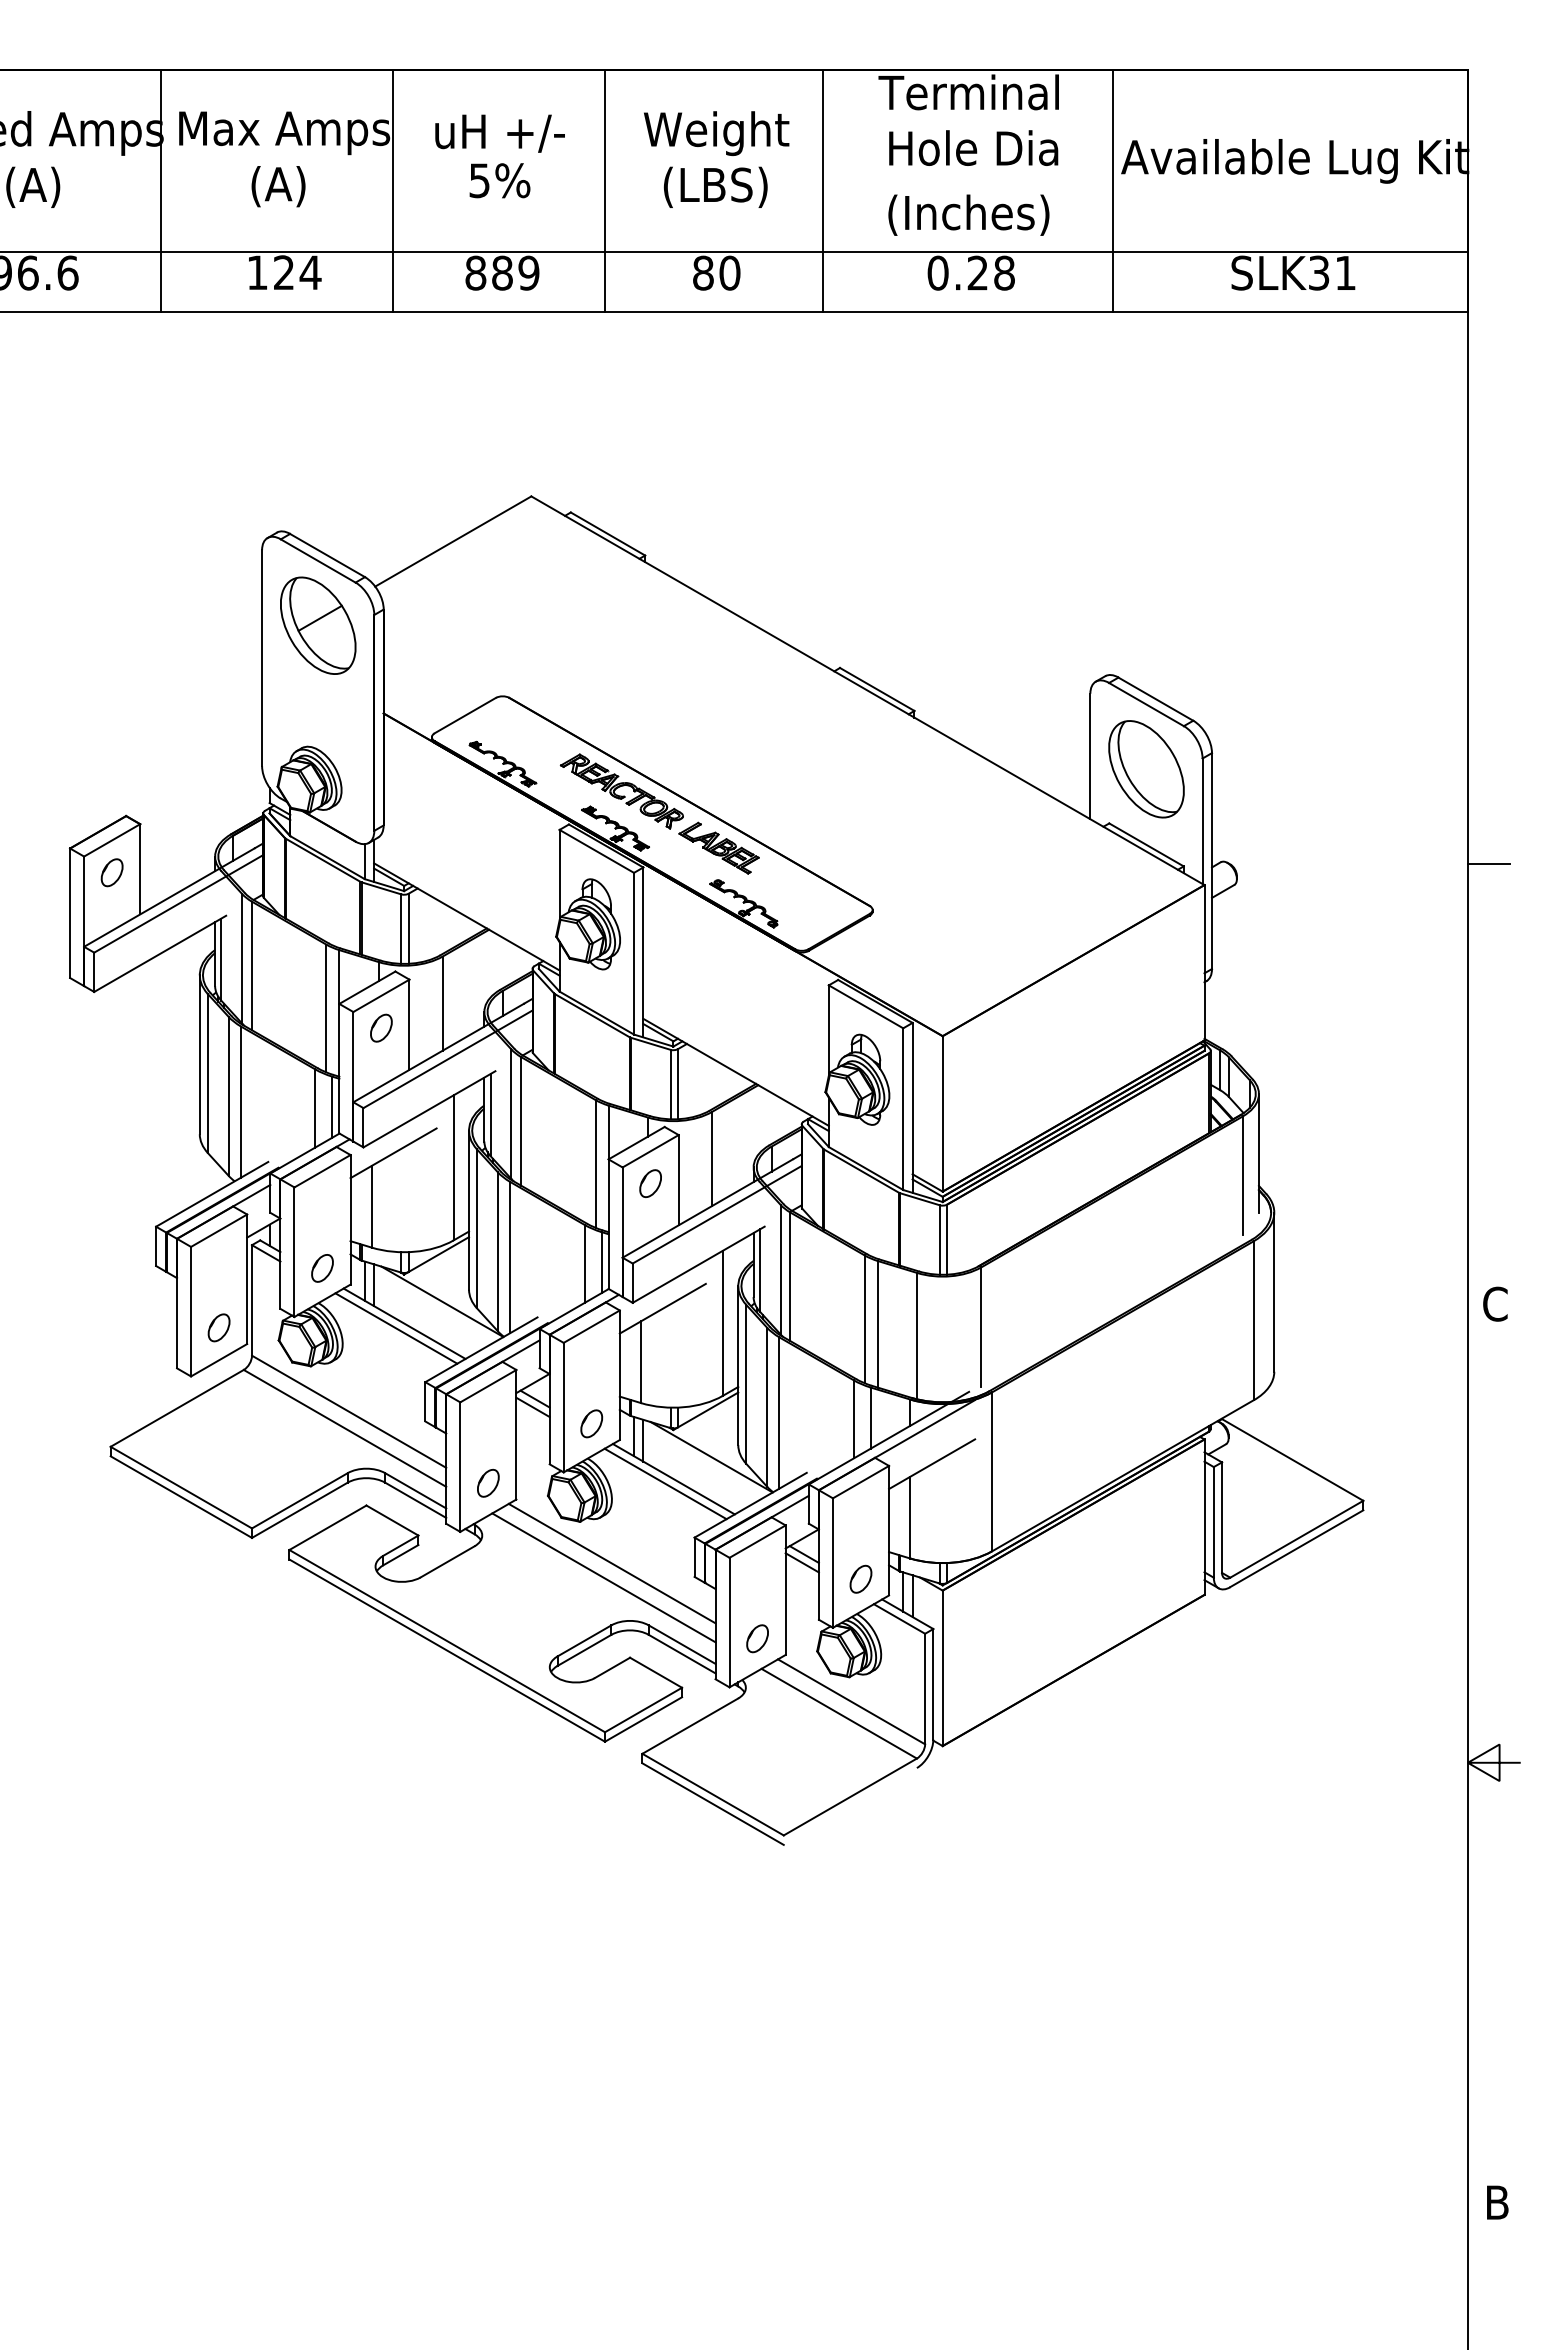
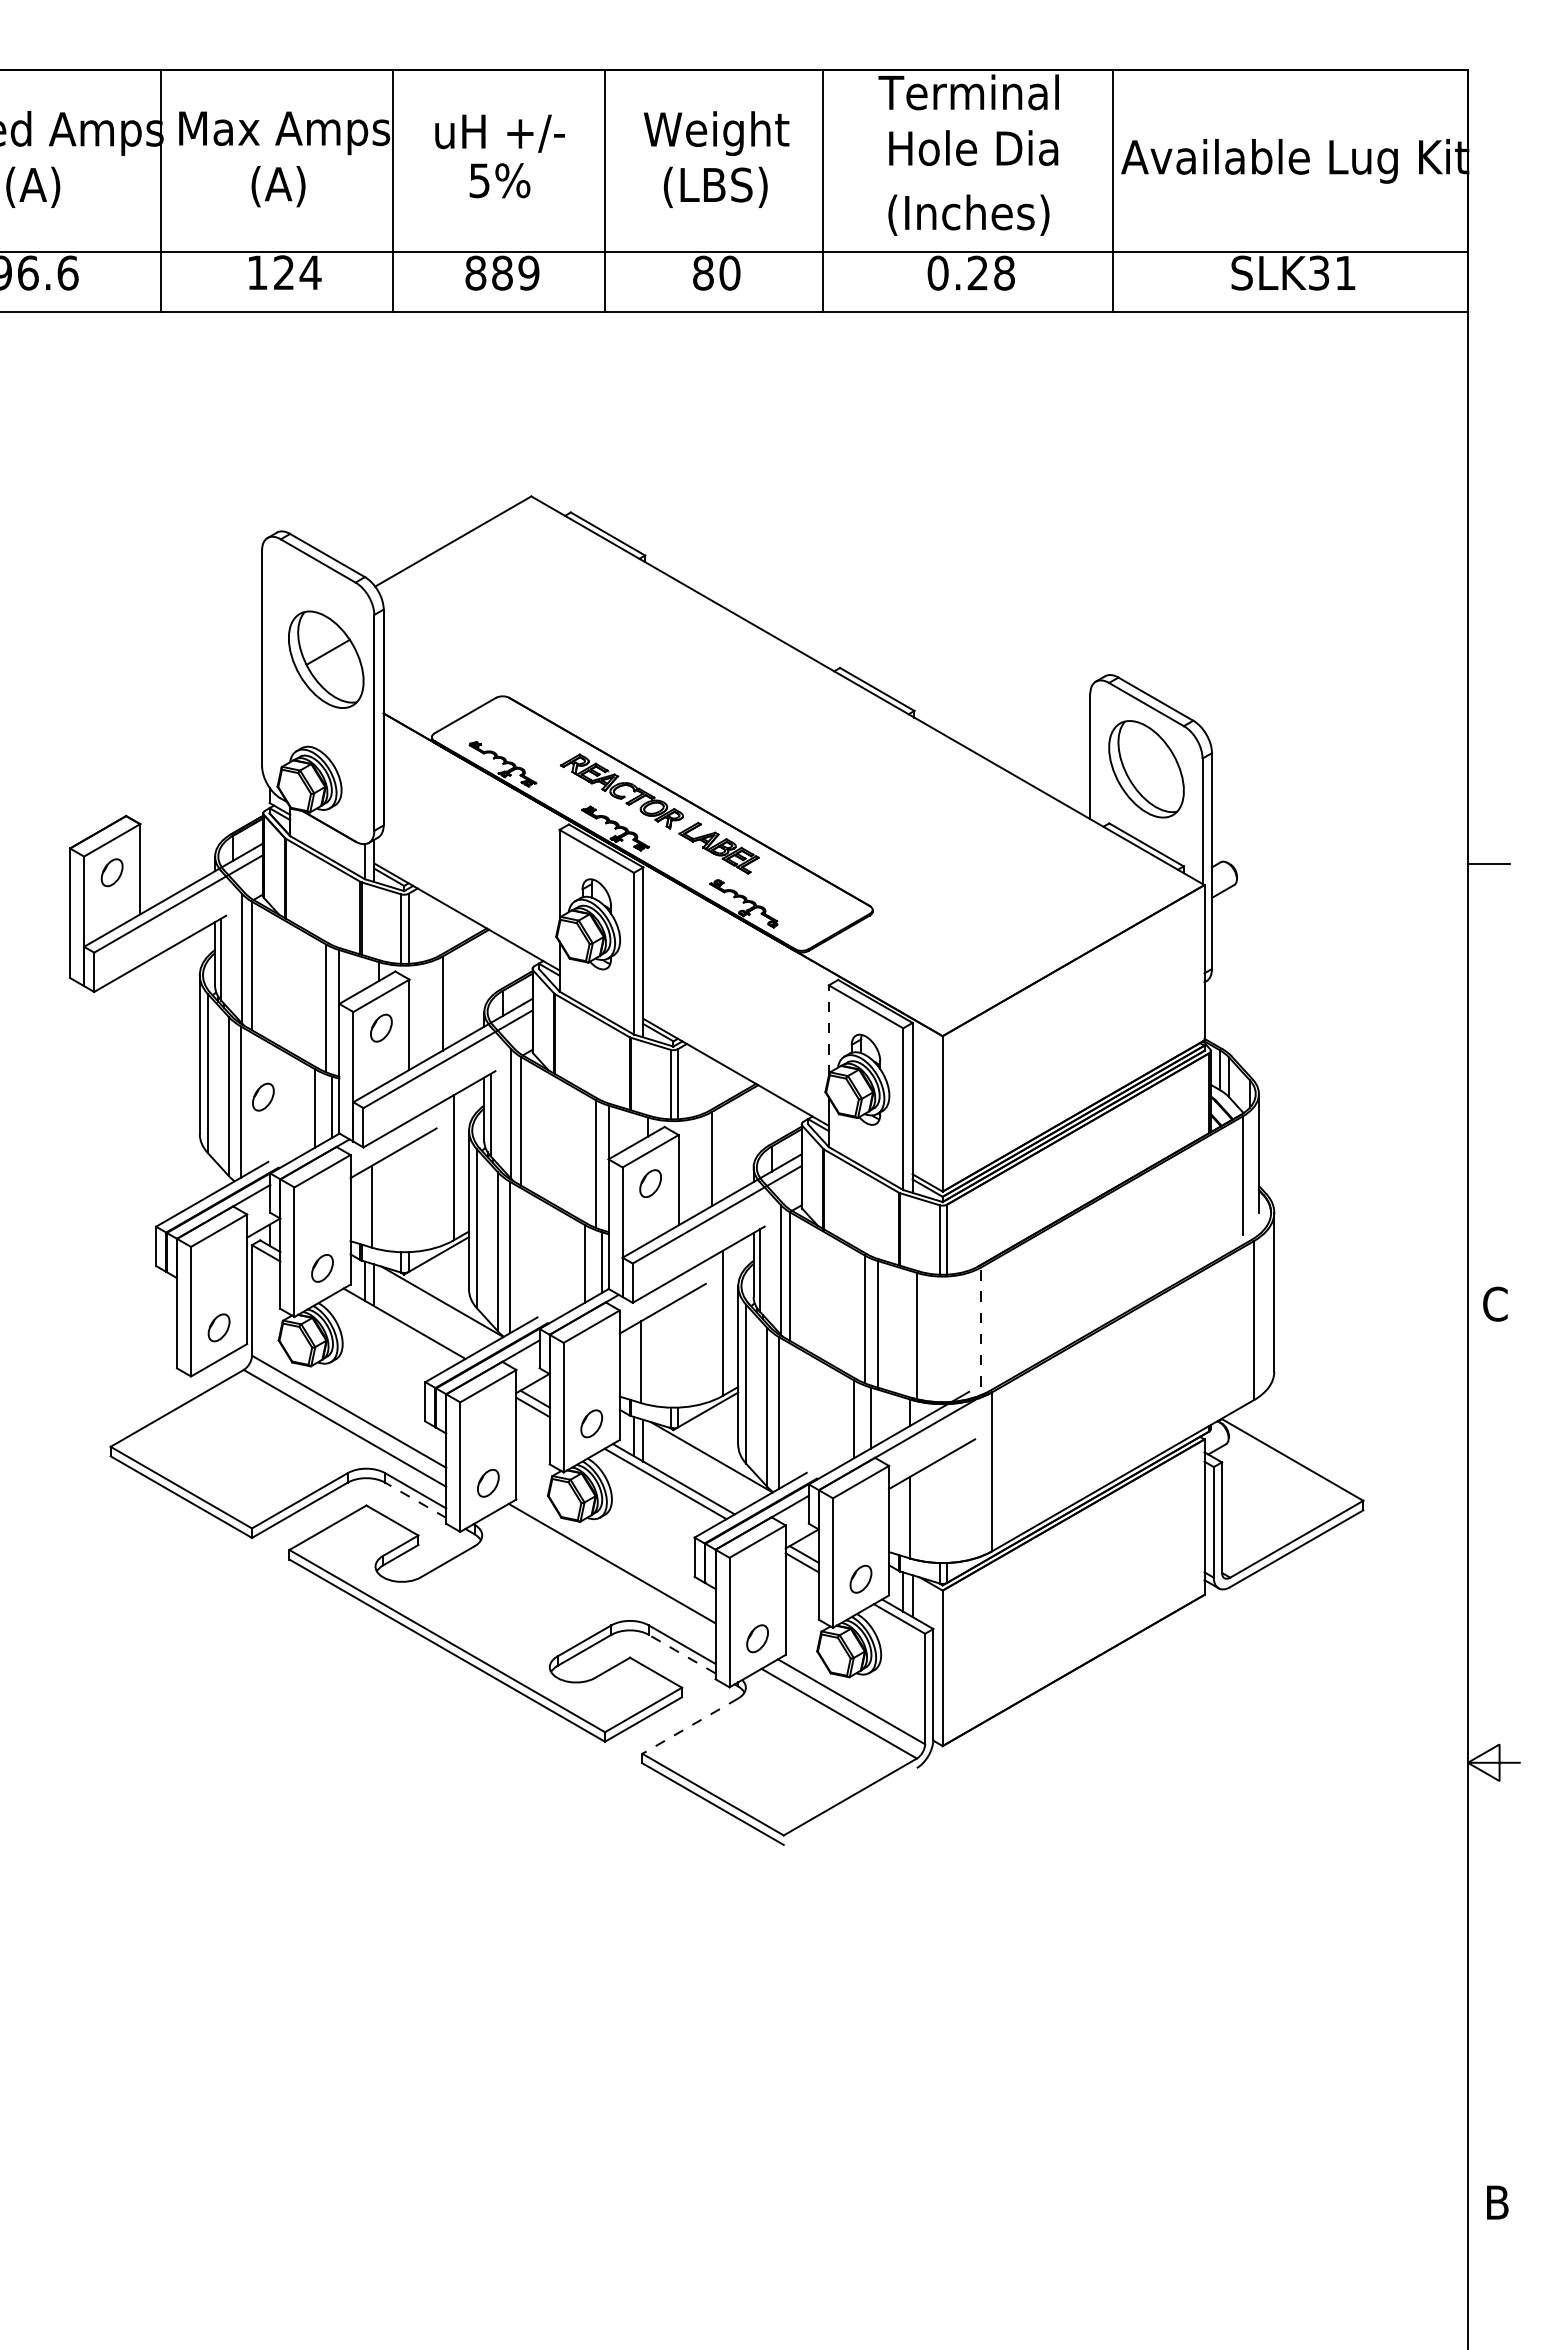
part position: (318, 625) -> (326, 659) (326, 659)
line: solid -> dashed (828, 1030)
part: none -> present (263, 1096)
line: solid -> dashed (981, 1327)
line: present -> none (396, 1328)
line: solid -> dashed (415, 1500)
line: present -> none (603, 1577)
line: solid -> dashed (682, 1654)
line: solid -> dashed (689, 1726)
